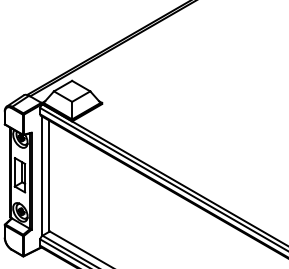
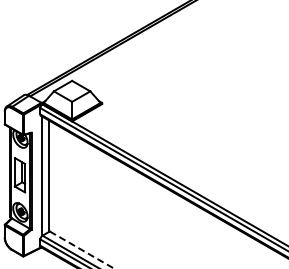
line: solid -> dashed (82, 250)
